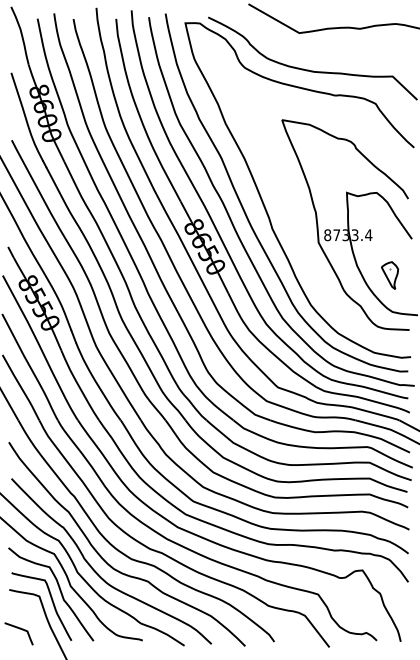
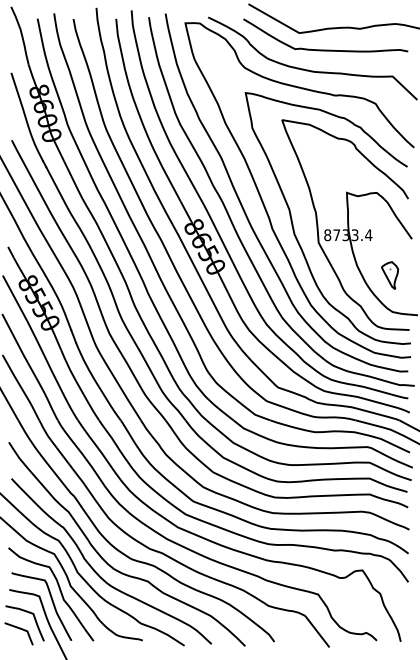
curve: none -> present (325, 49)
curve: none -> present (293, 223)
curve: none -> present (34, 620)
